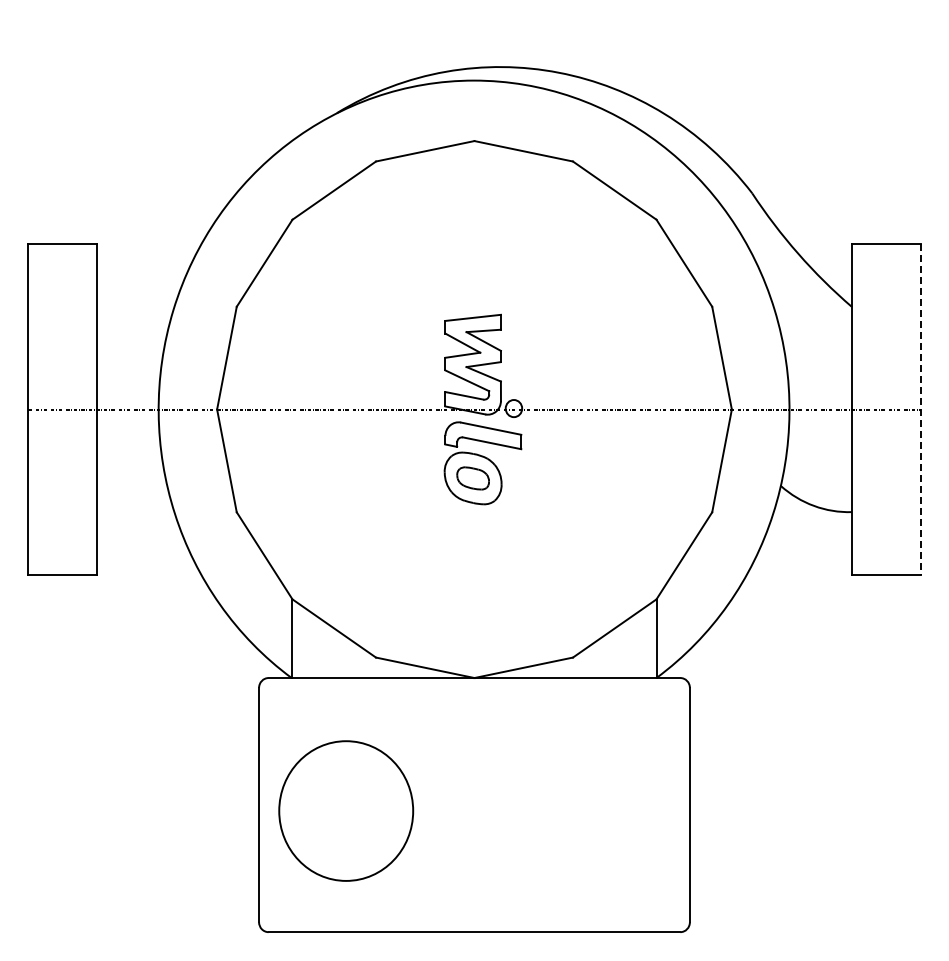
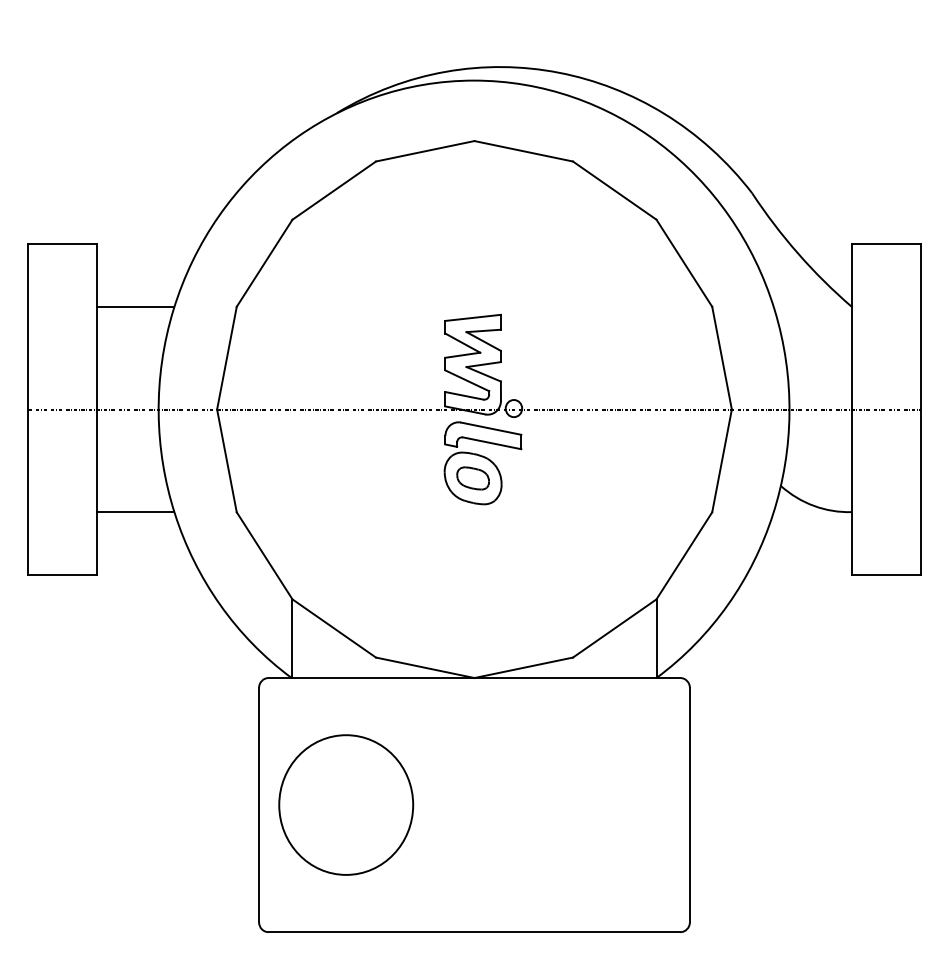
line: none -> present (135, 306)
line: dashed -> solid (920, 409)
line: none -> present (135, 512)
part position: (346, 810) -> (346, 804) (346, 804)
